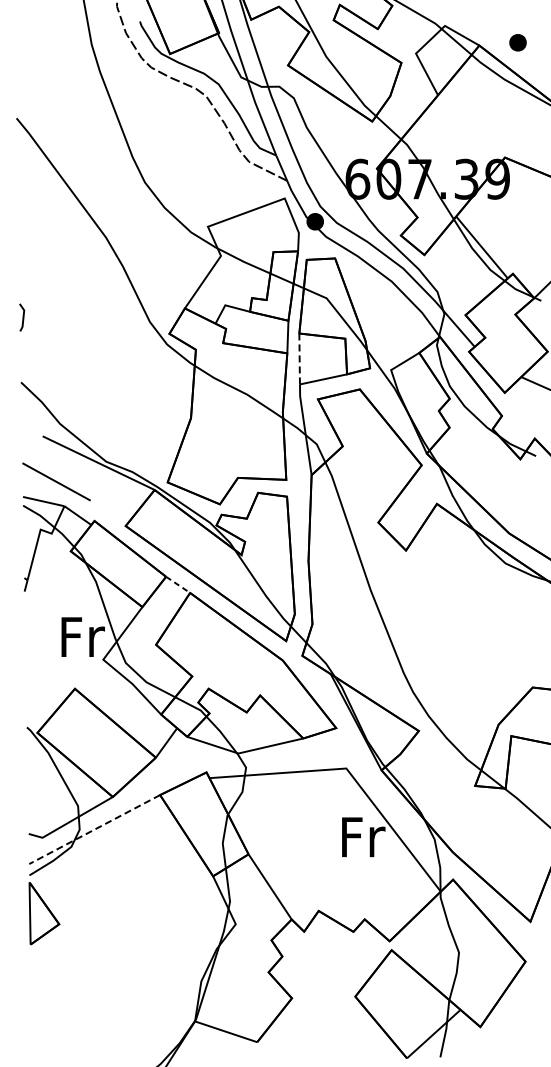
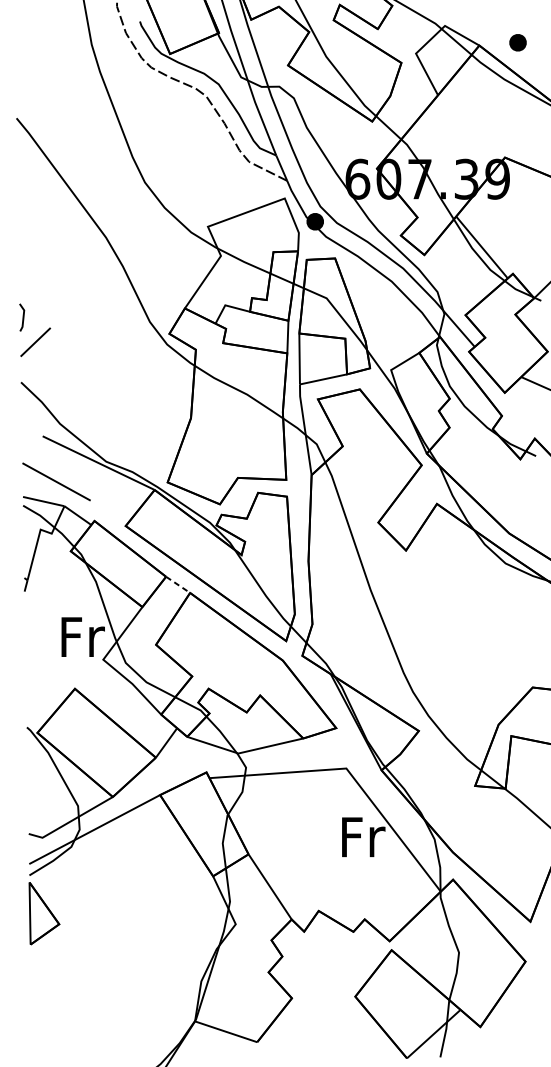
line: none -> present (35, 341)
line: dashed -> solid (299, 358)
line: dashed -> solid (94, 829)
